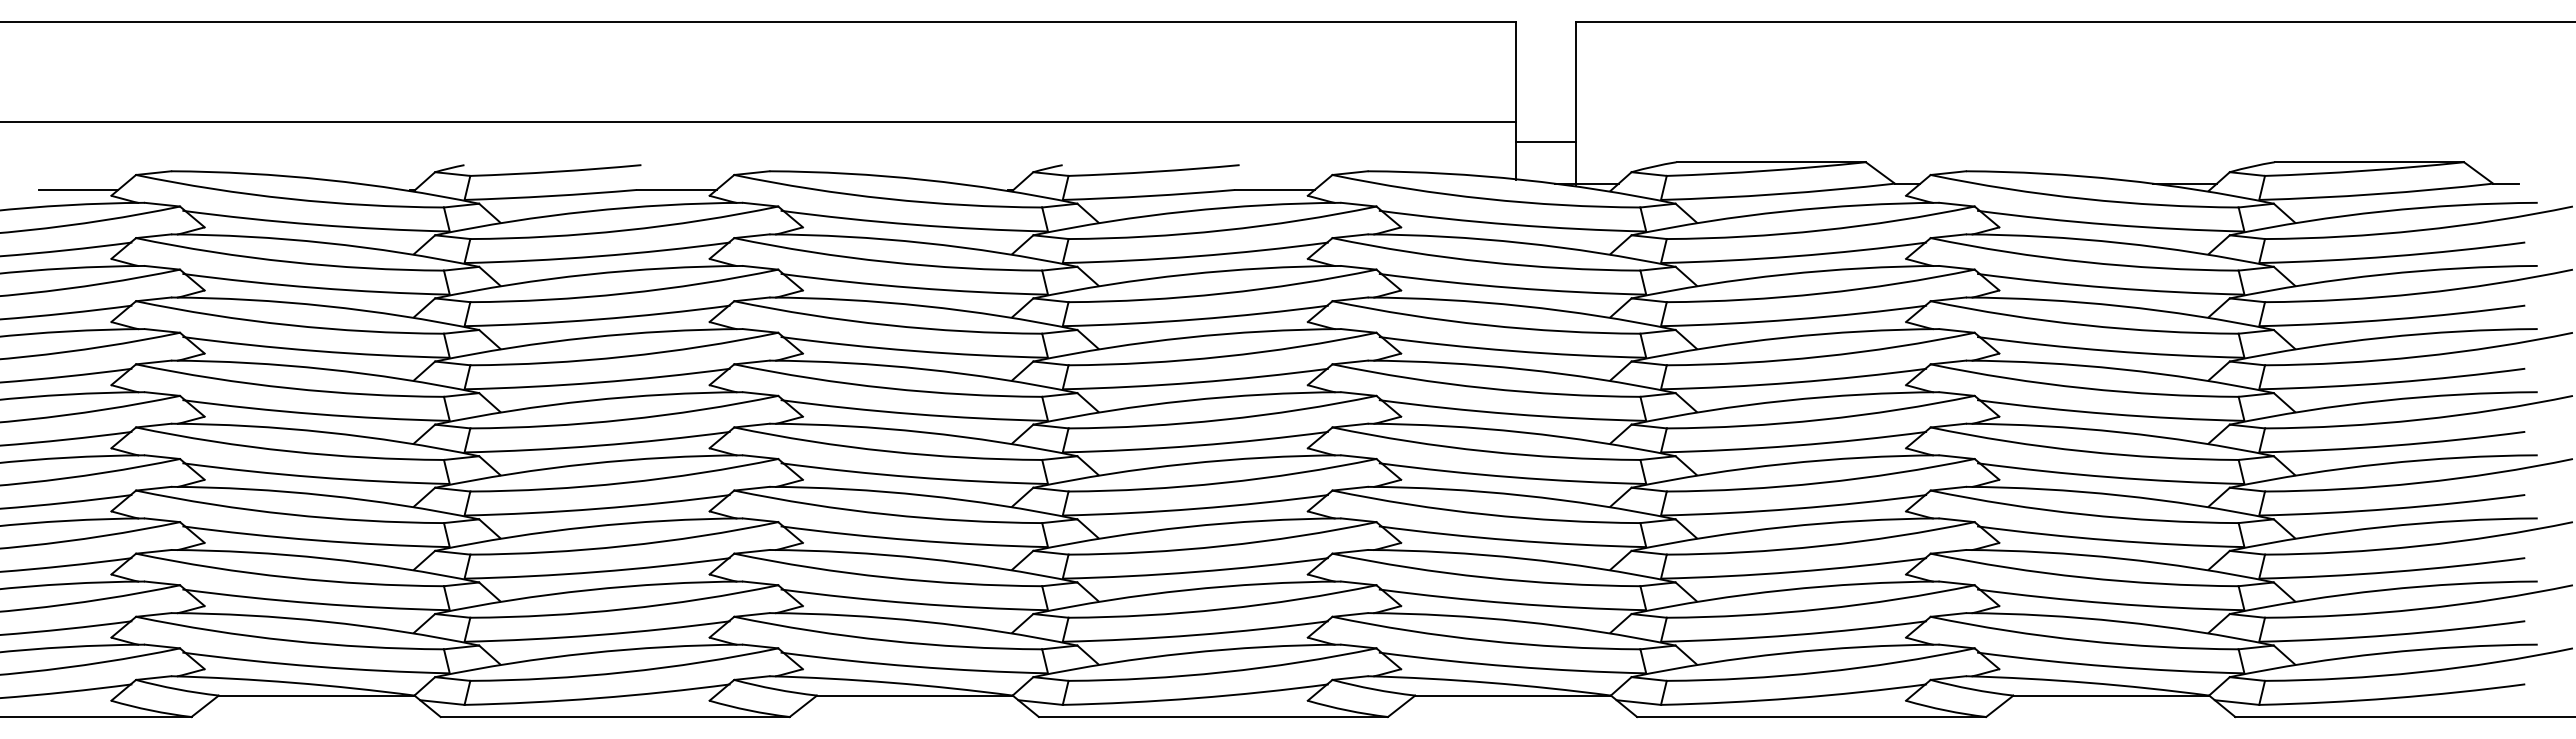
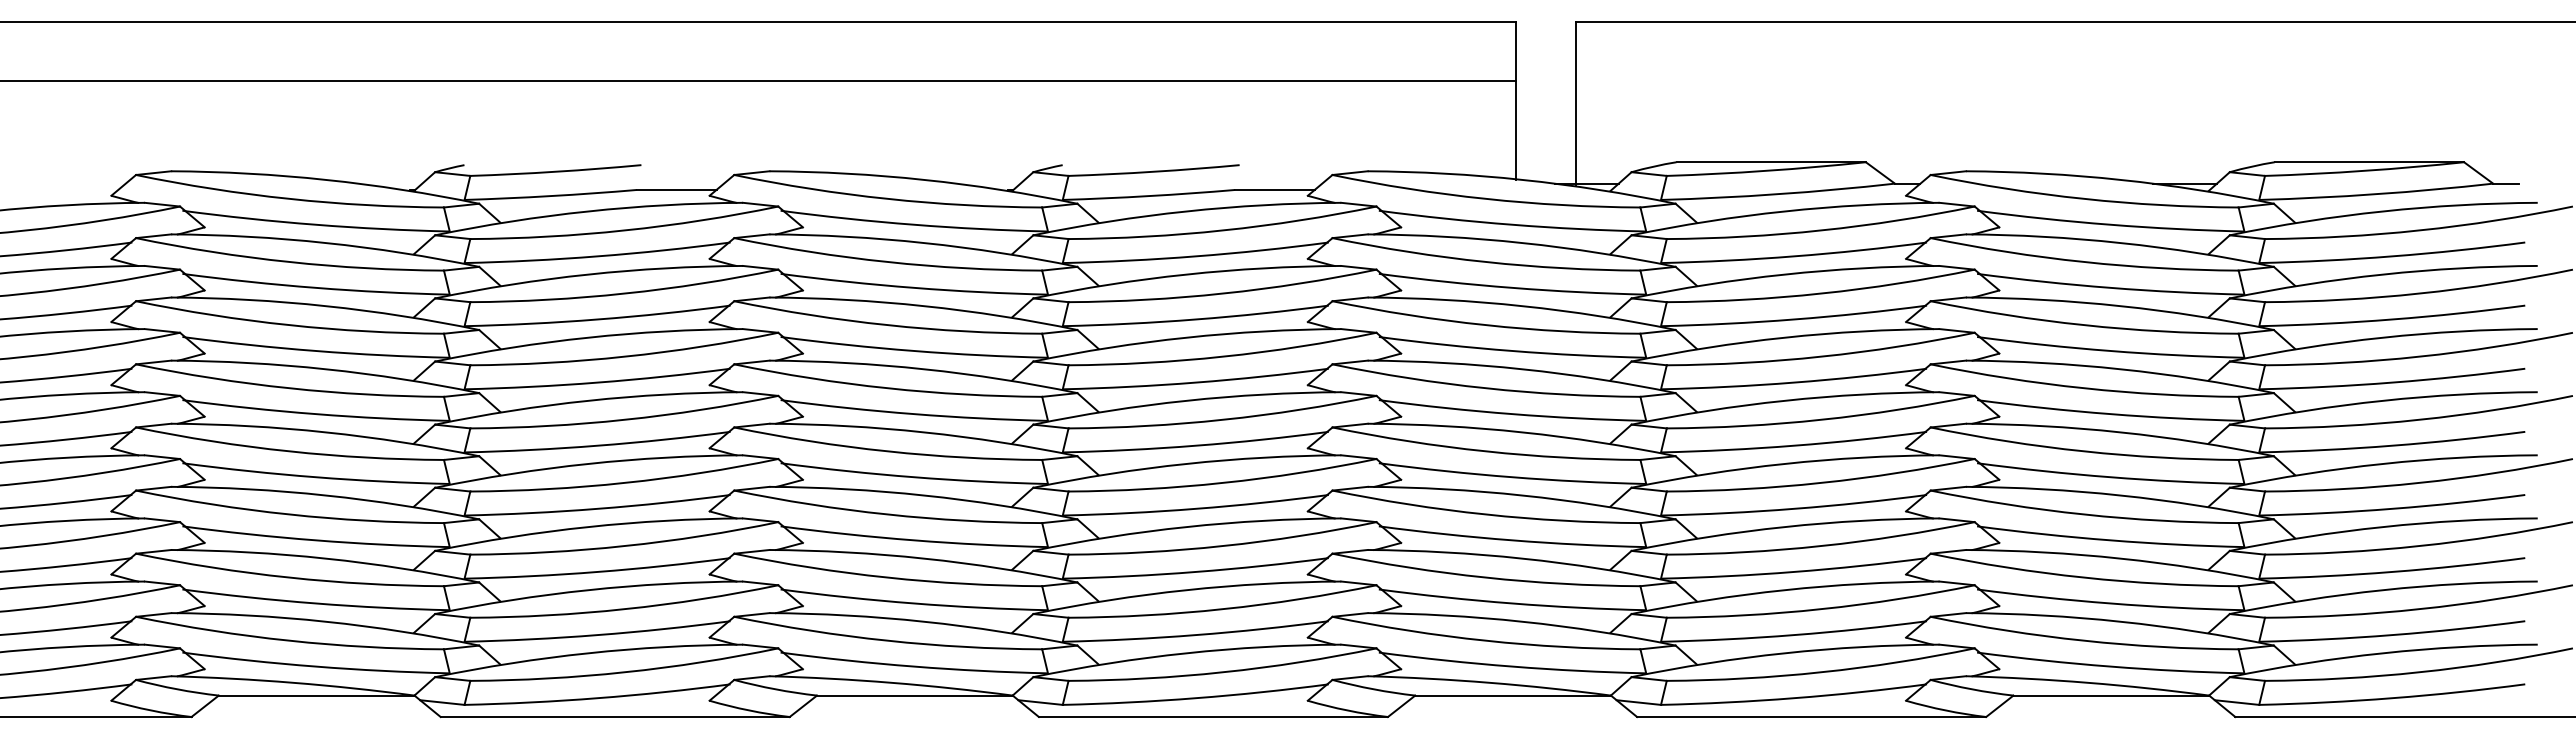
line position: (759, 121) -> (759, 80) (759, 80)
line: present -> none (1545, 141)
line: present -> none (78, 189)
